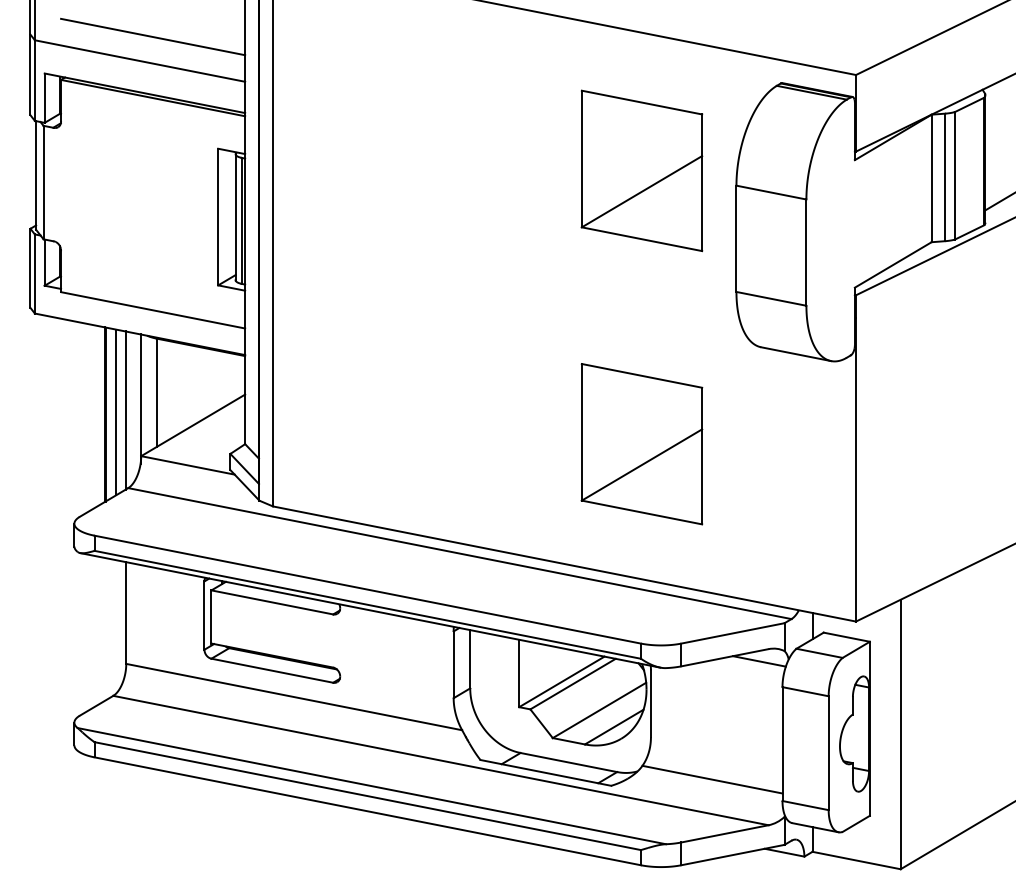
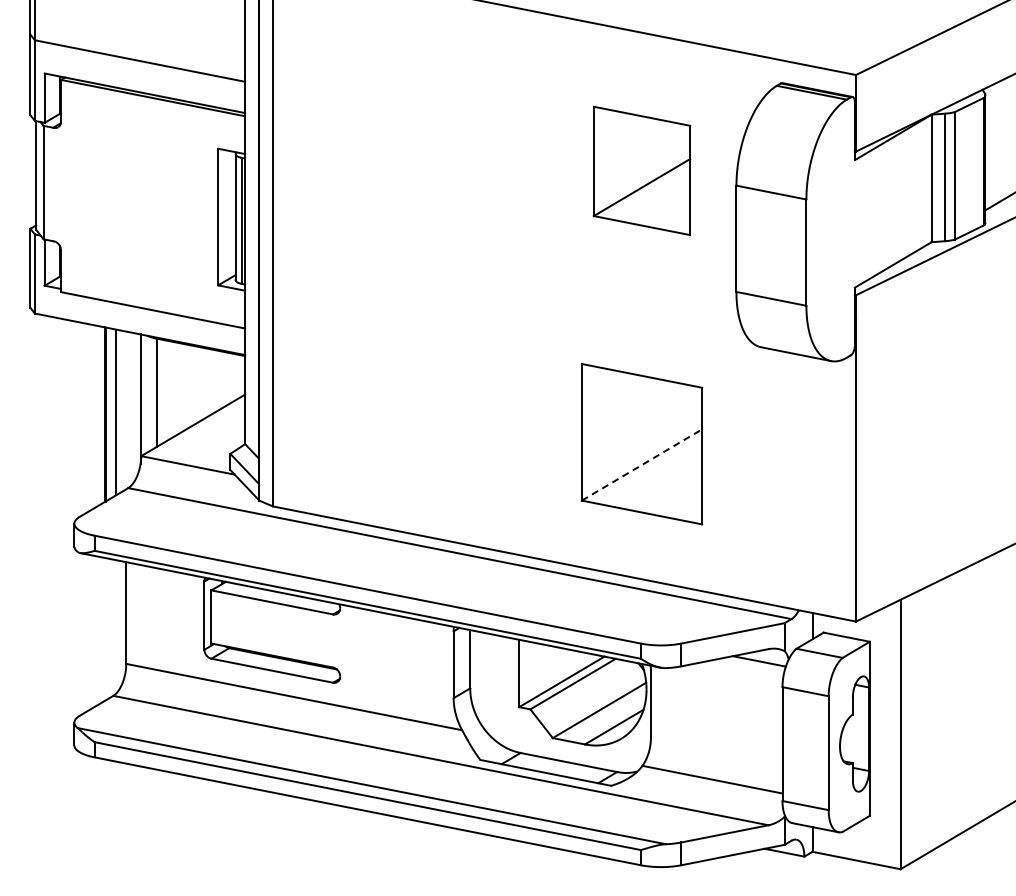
line: present -> none (153, 36)
part size: 124x164 px -> 100x132 px (641, 170)
line: present -> none (125, 410)
line: solid -> dashed (642, 464)
